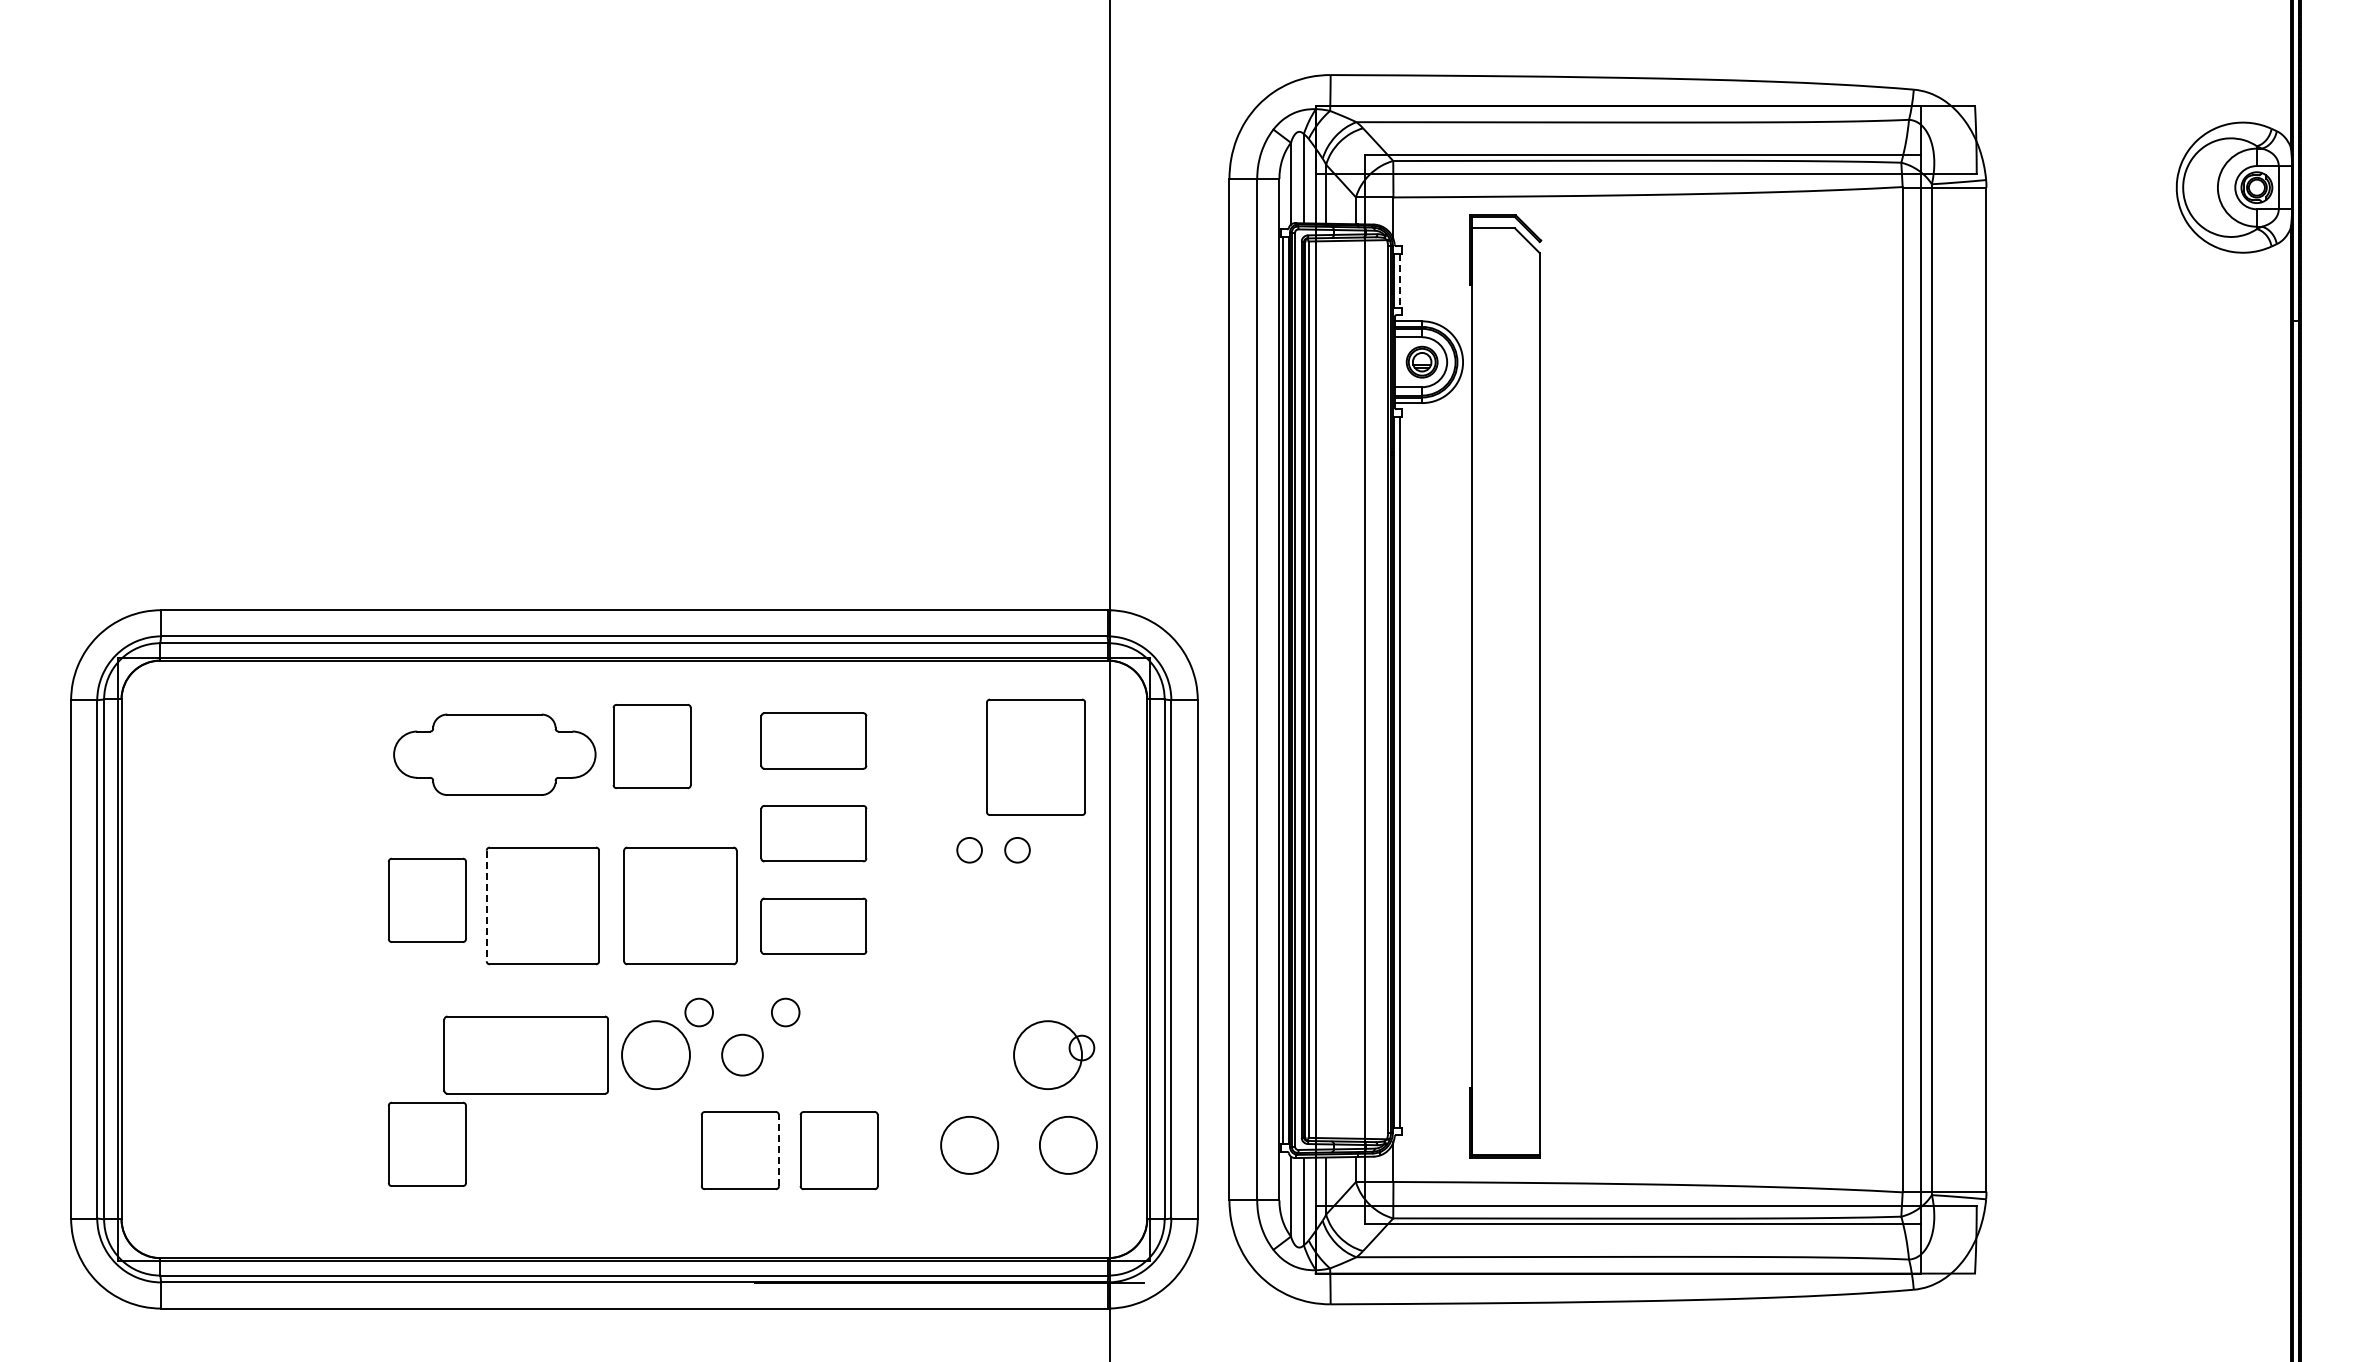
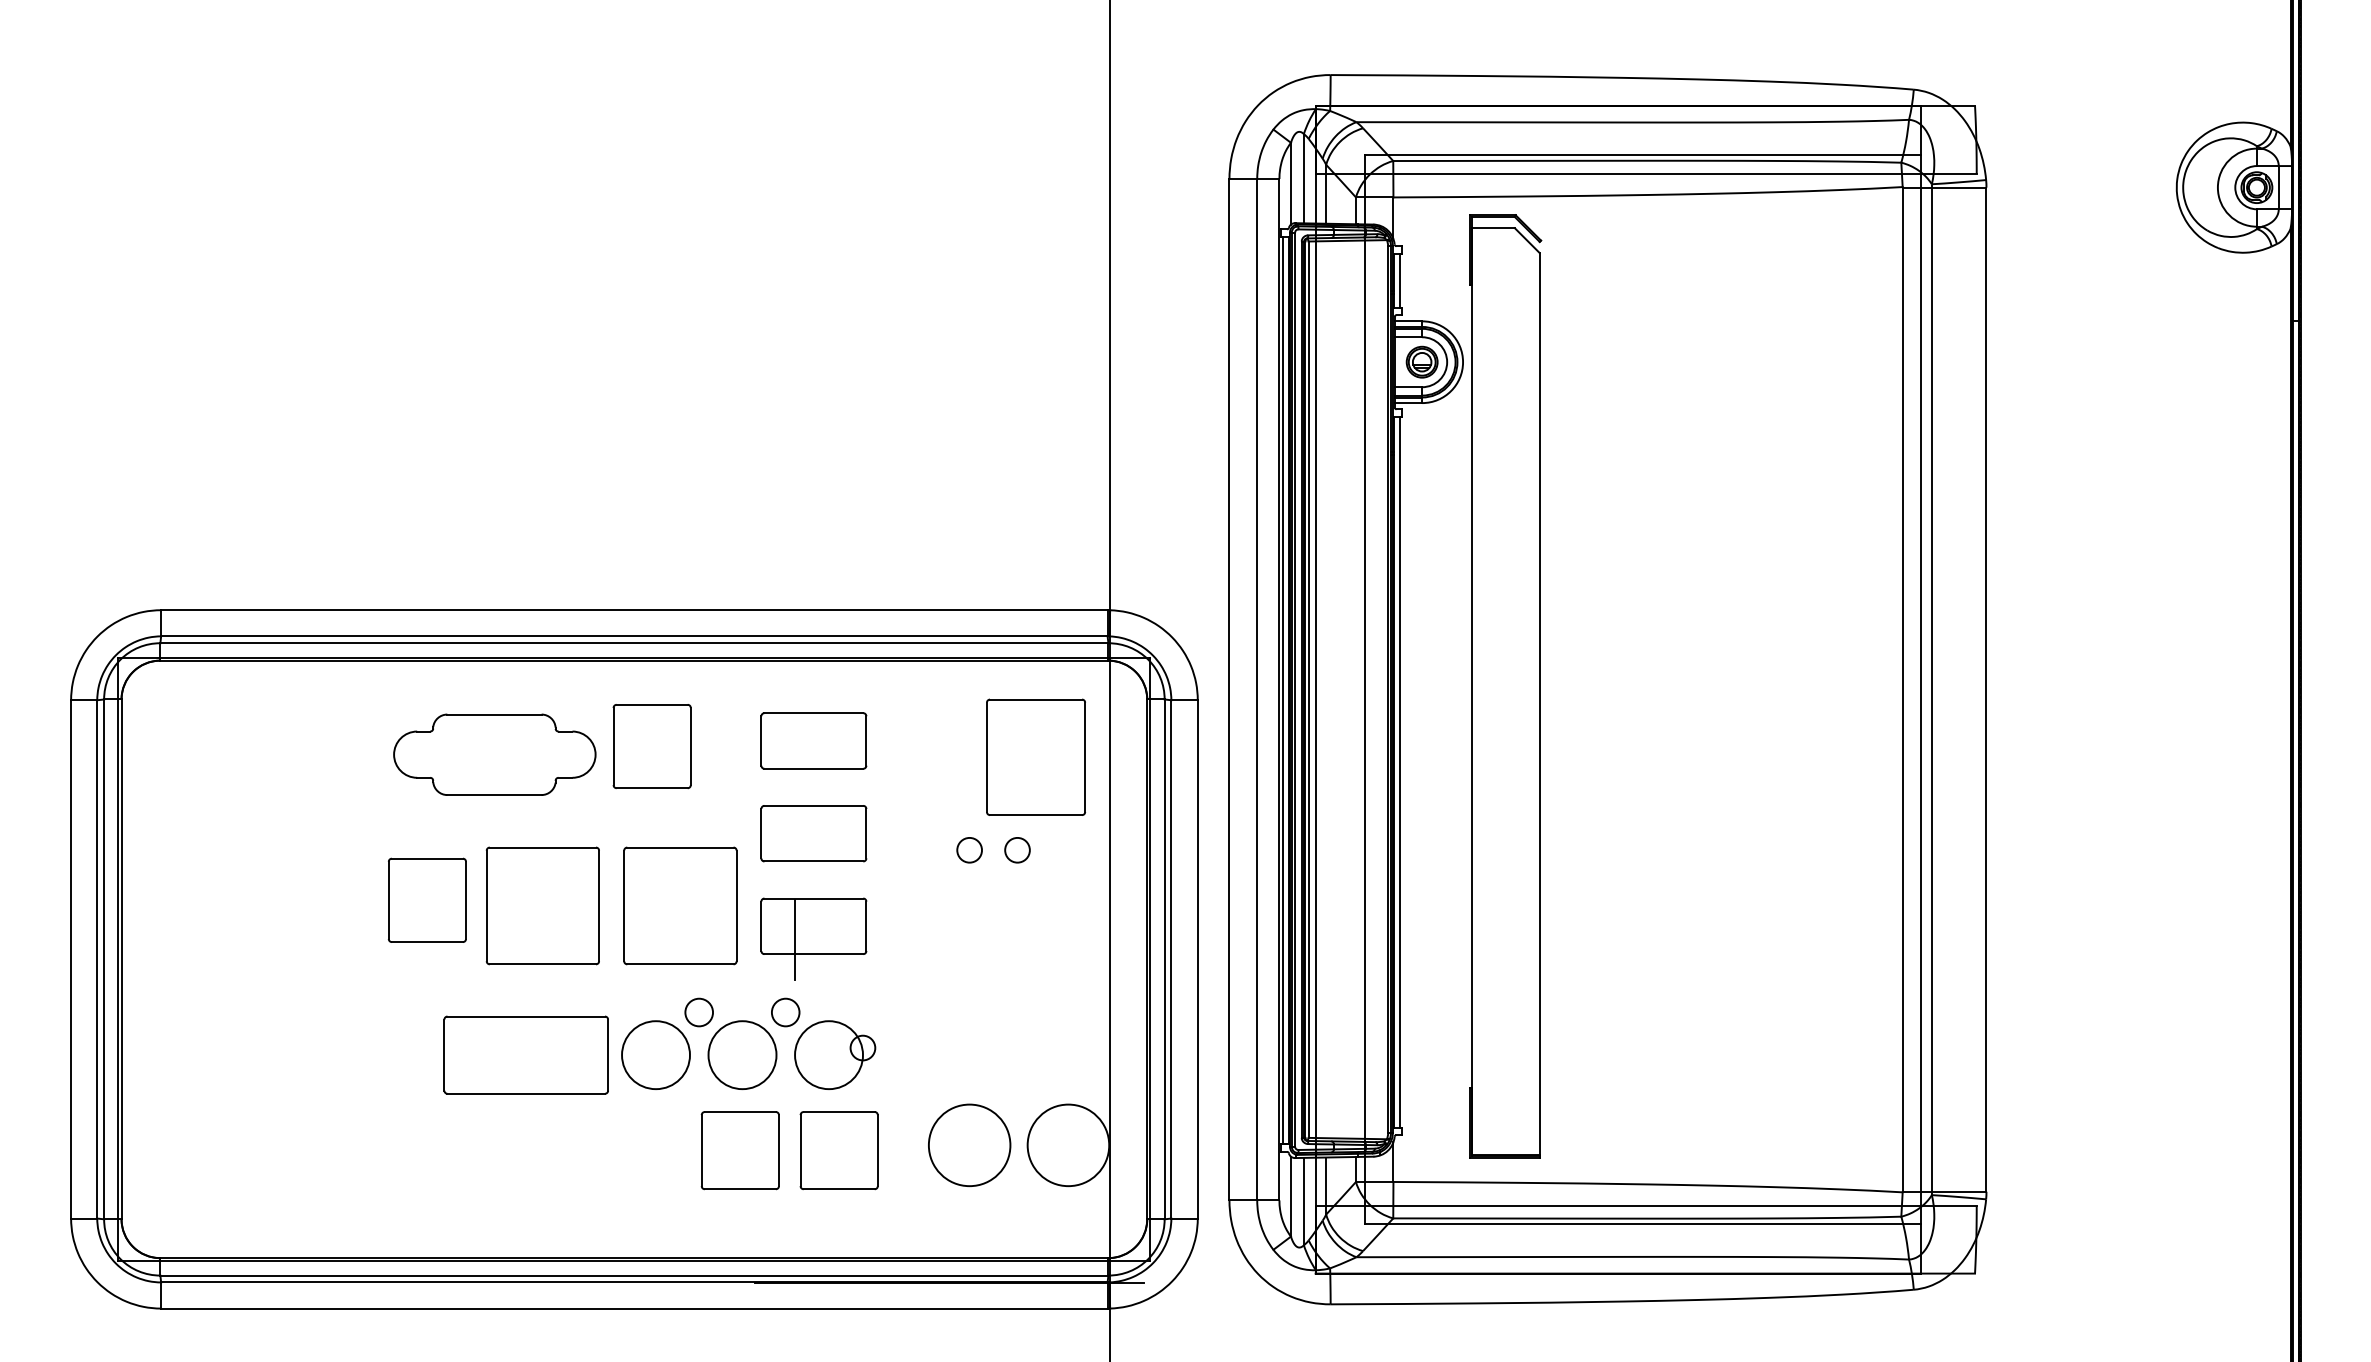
line: dashed -> solid (1400, 281)
line: dashed -> solid (486, 906)
line: none -> present (794, 939)
circle diameter: 41 px -> 68 px (742, 1055)
part position: (1054, 1054) -> (835, 1054) (835, 1054)
part: present -> none (426, 1143)
circle diameter: 57 px -> 82 px (969, 1145)
circle diameter: 57 px -> 82 px (1068, 1145)
line: dashed -> solid (778, 1150)
